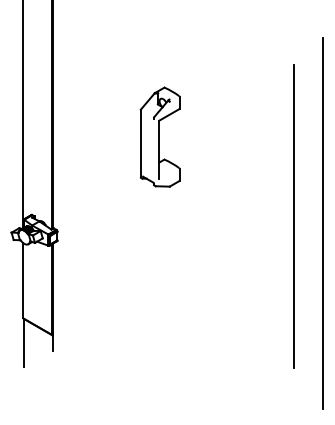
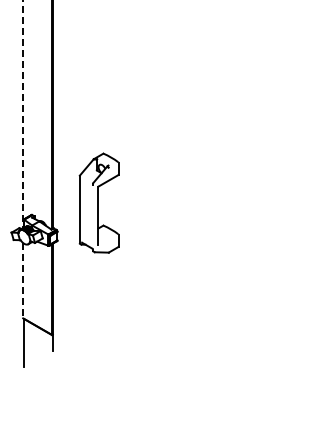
line: solid -> dashed (23, 114)
part position: (159, 136) -> (98, 202) (98, 202)
line: present -> none (293, 215)
line: present -> none (322, 223)
line: solid -> dashed (23, 280)
